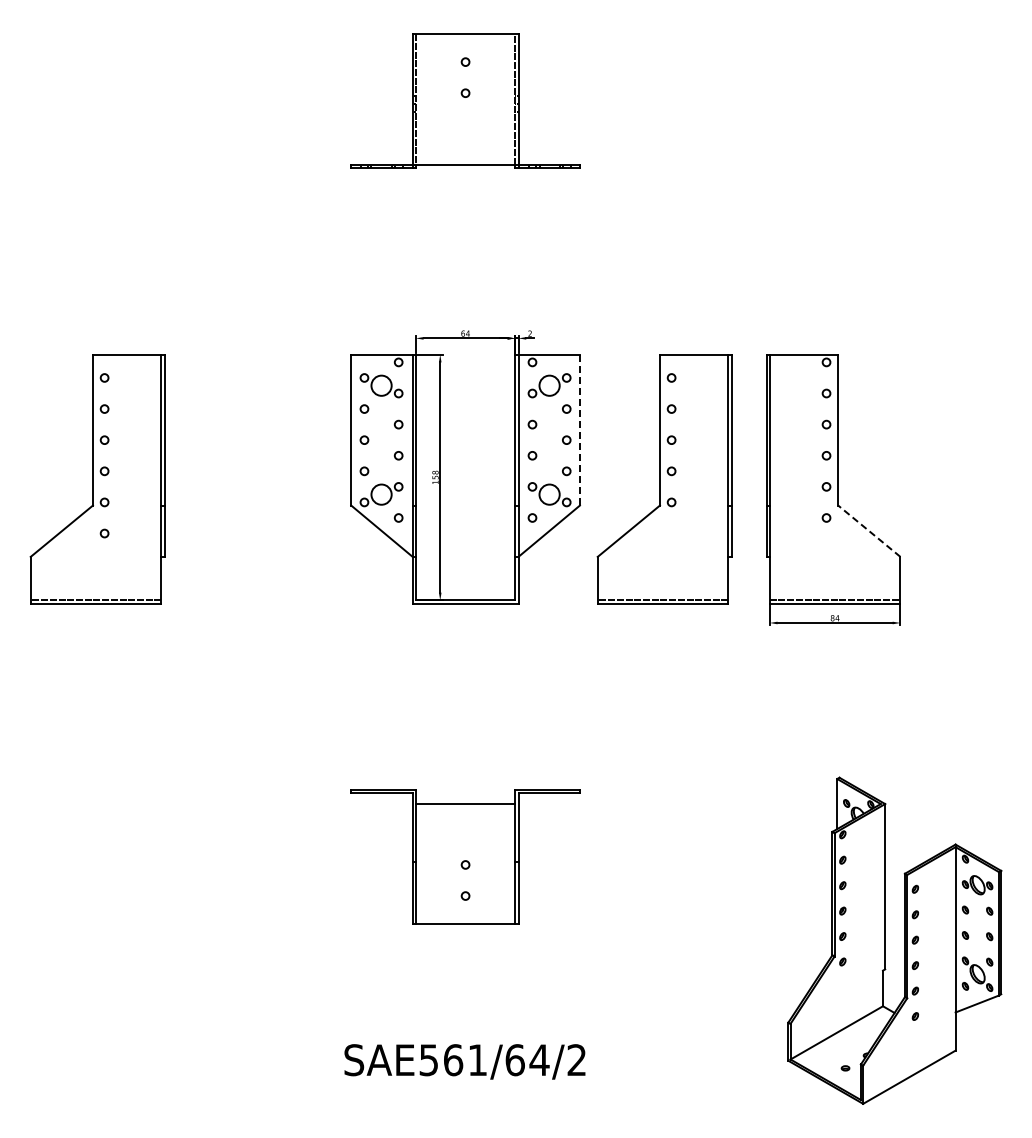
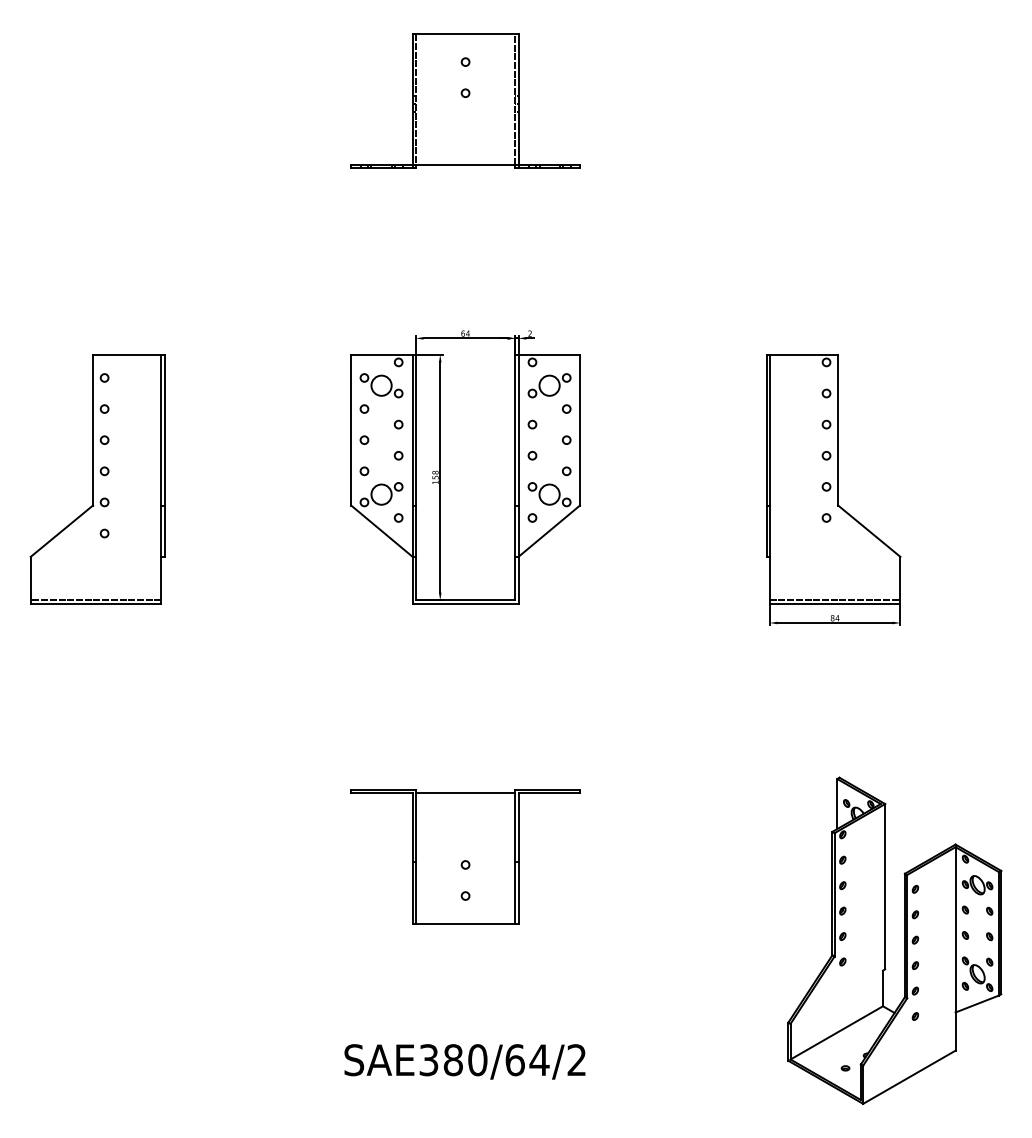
line: dashed -> solid (579, 430)
part: present -> none (664, 479)
line: dashed -> solid (868, 530)
line position: (465, 804) -> (465, 793) (465, 793)
text: SAE561/64/2 -> SAE380/64/2 (453, 1060)
